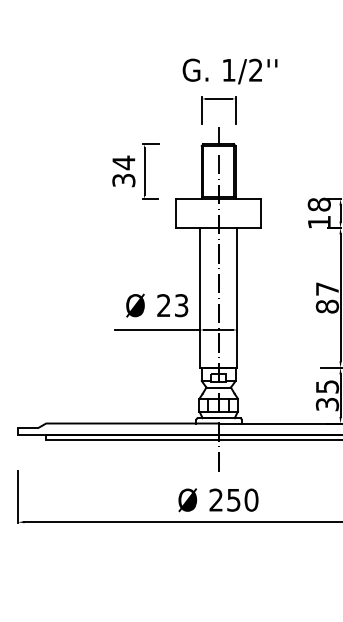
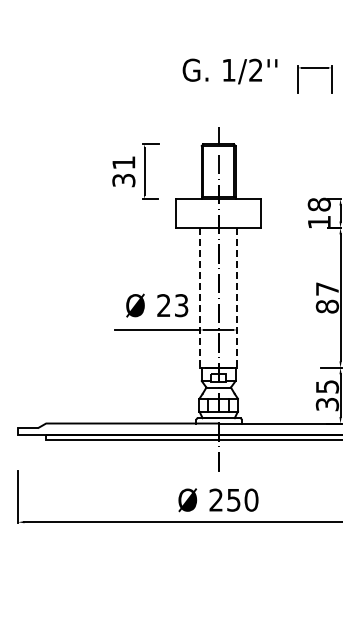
part position: (218, 99) -> (314, 68) (314, 68)
text: 34 -> 31 (123, 162)
line: solid -> dashed (200, 297)
line: solid -> dashed (237, 297)
